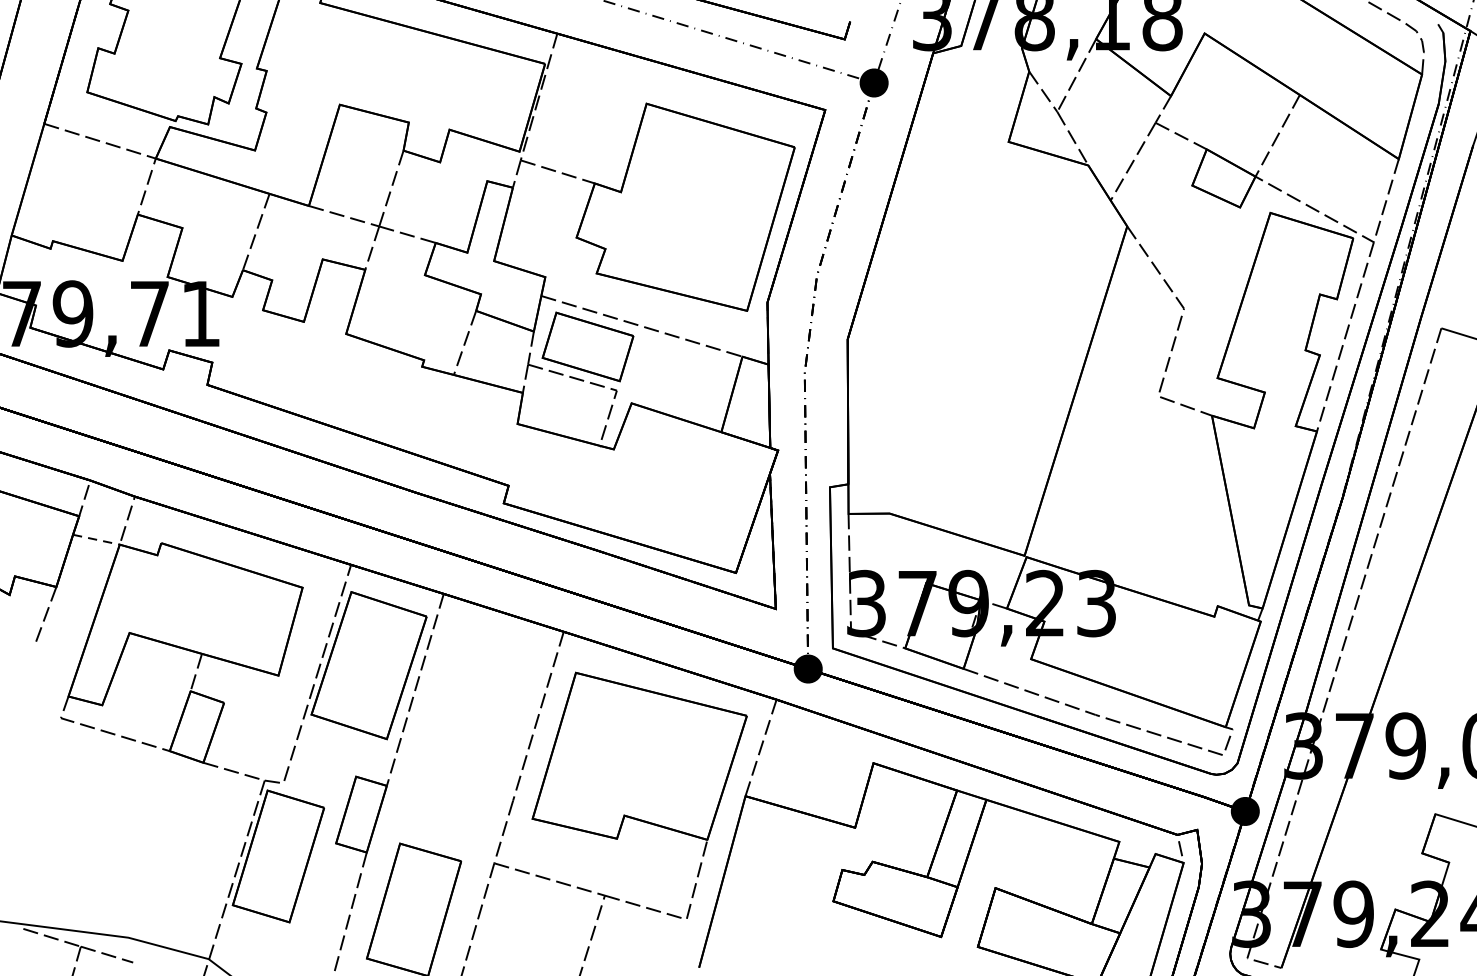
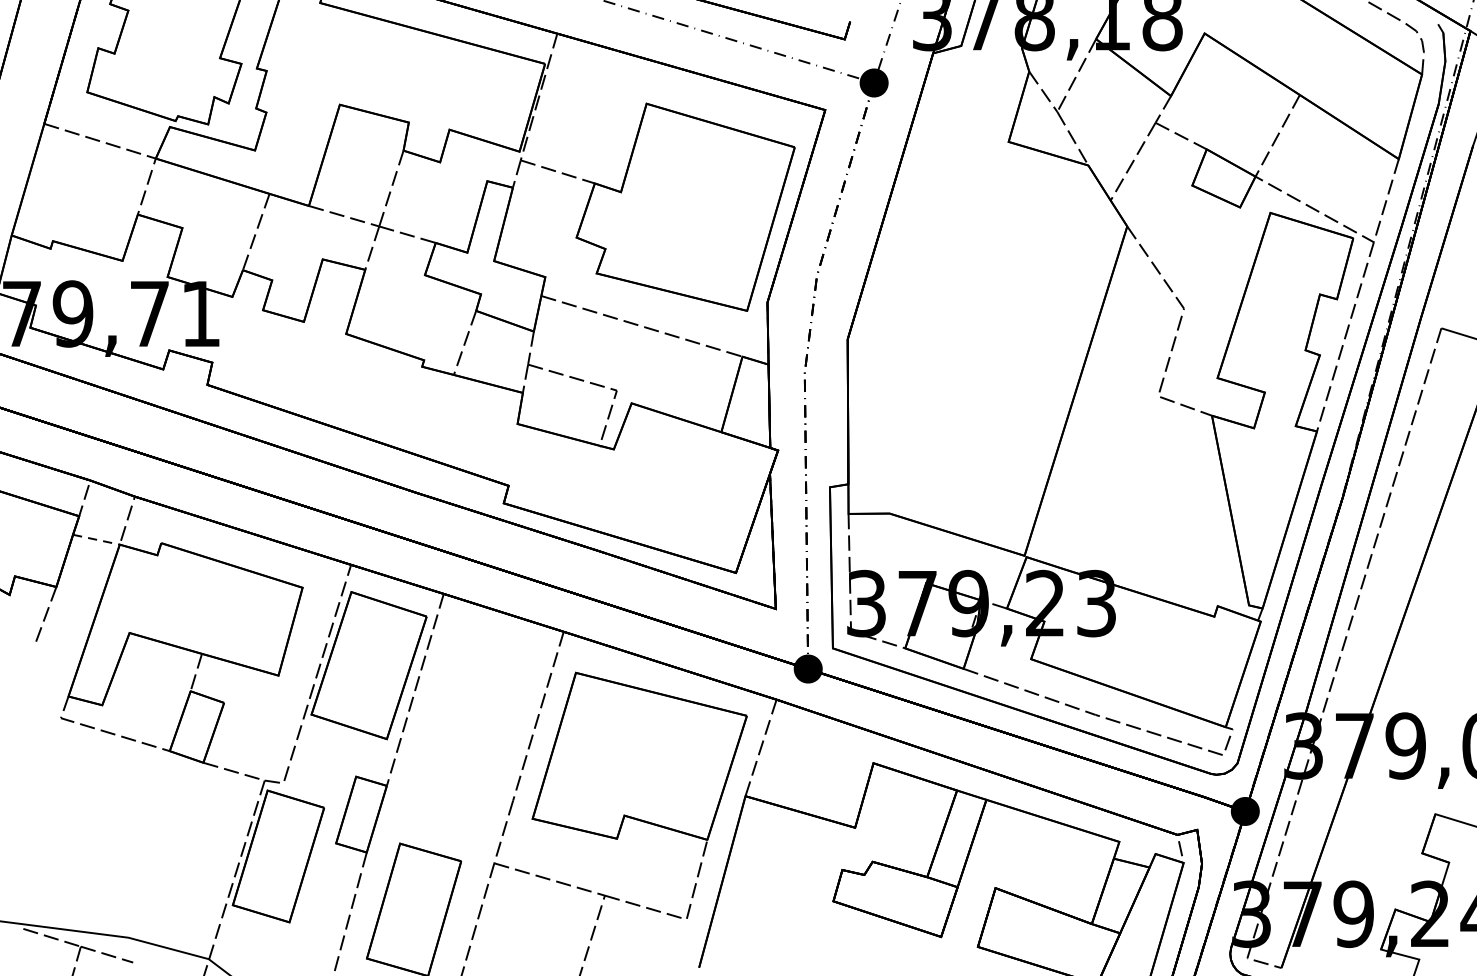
part: present -> none (587, 346)
